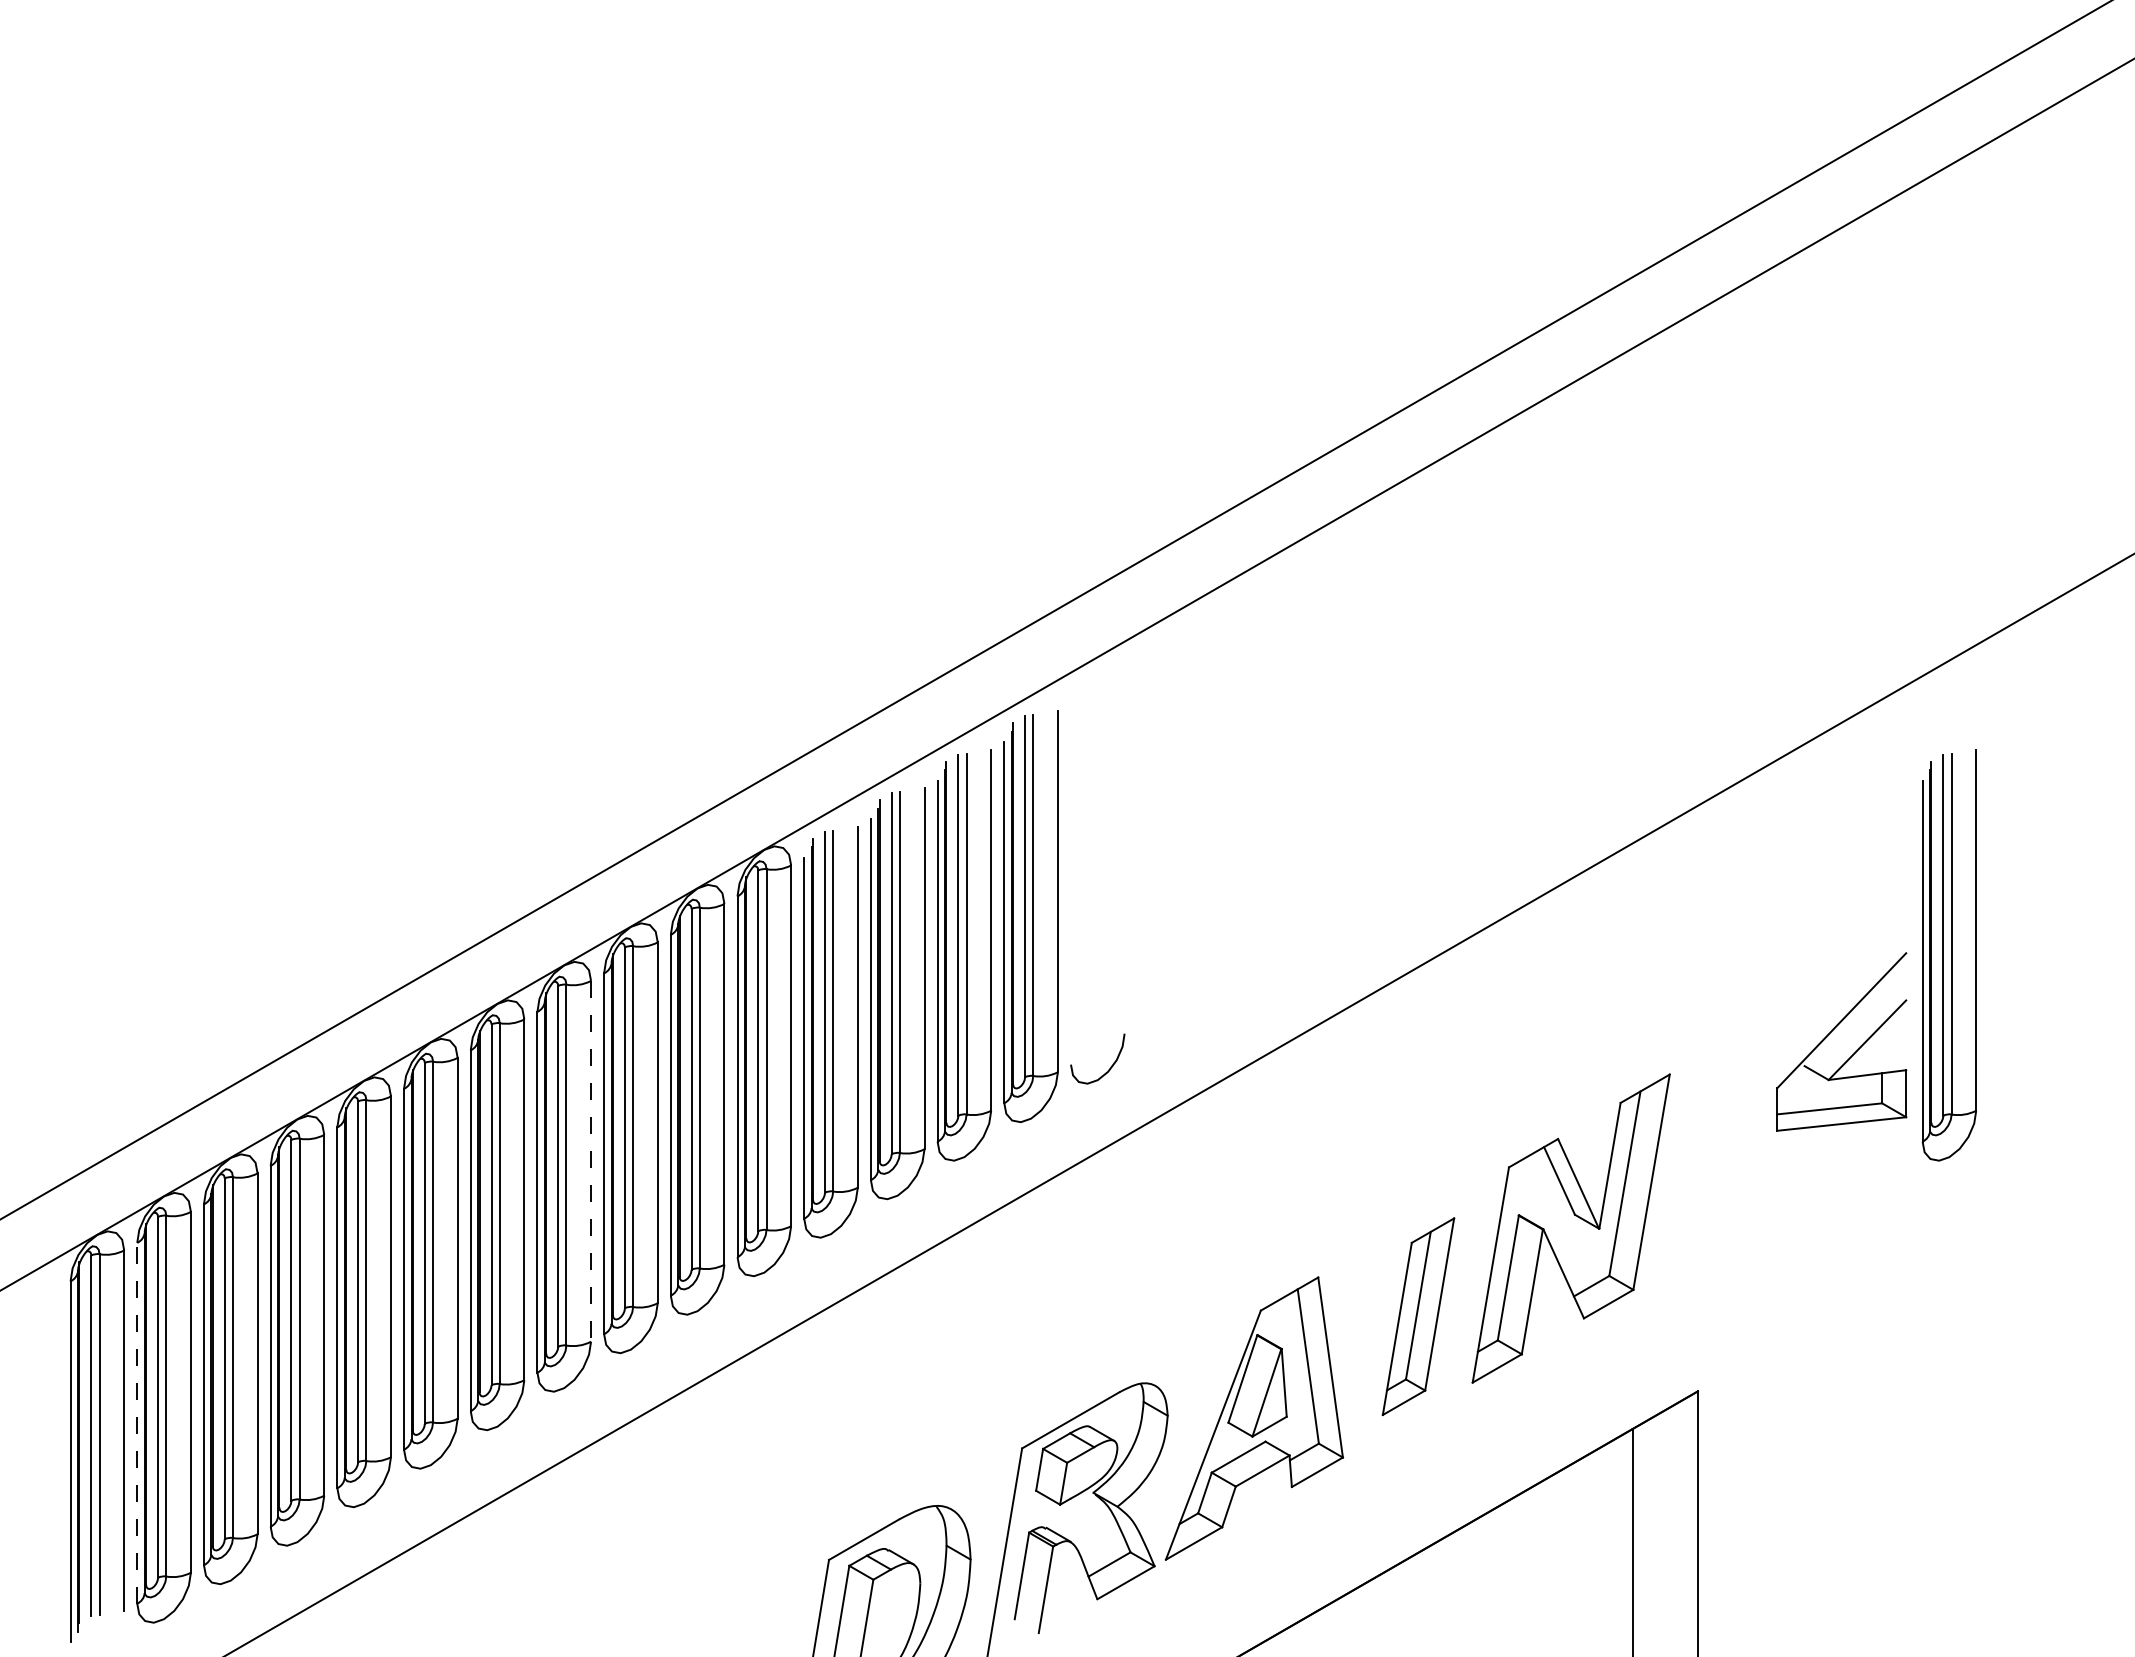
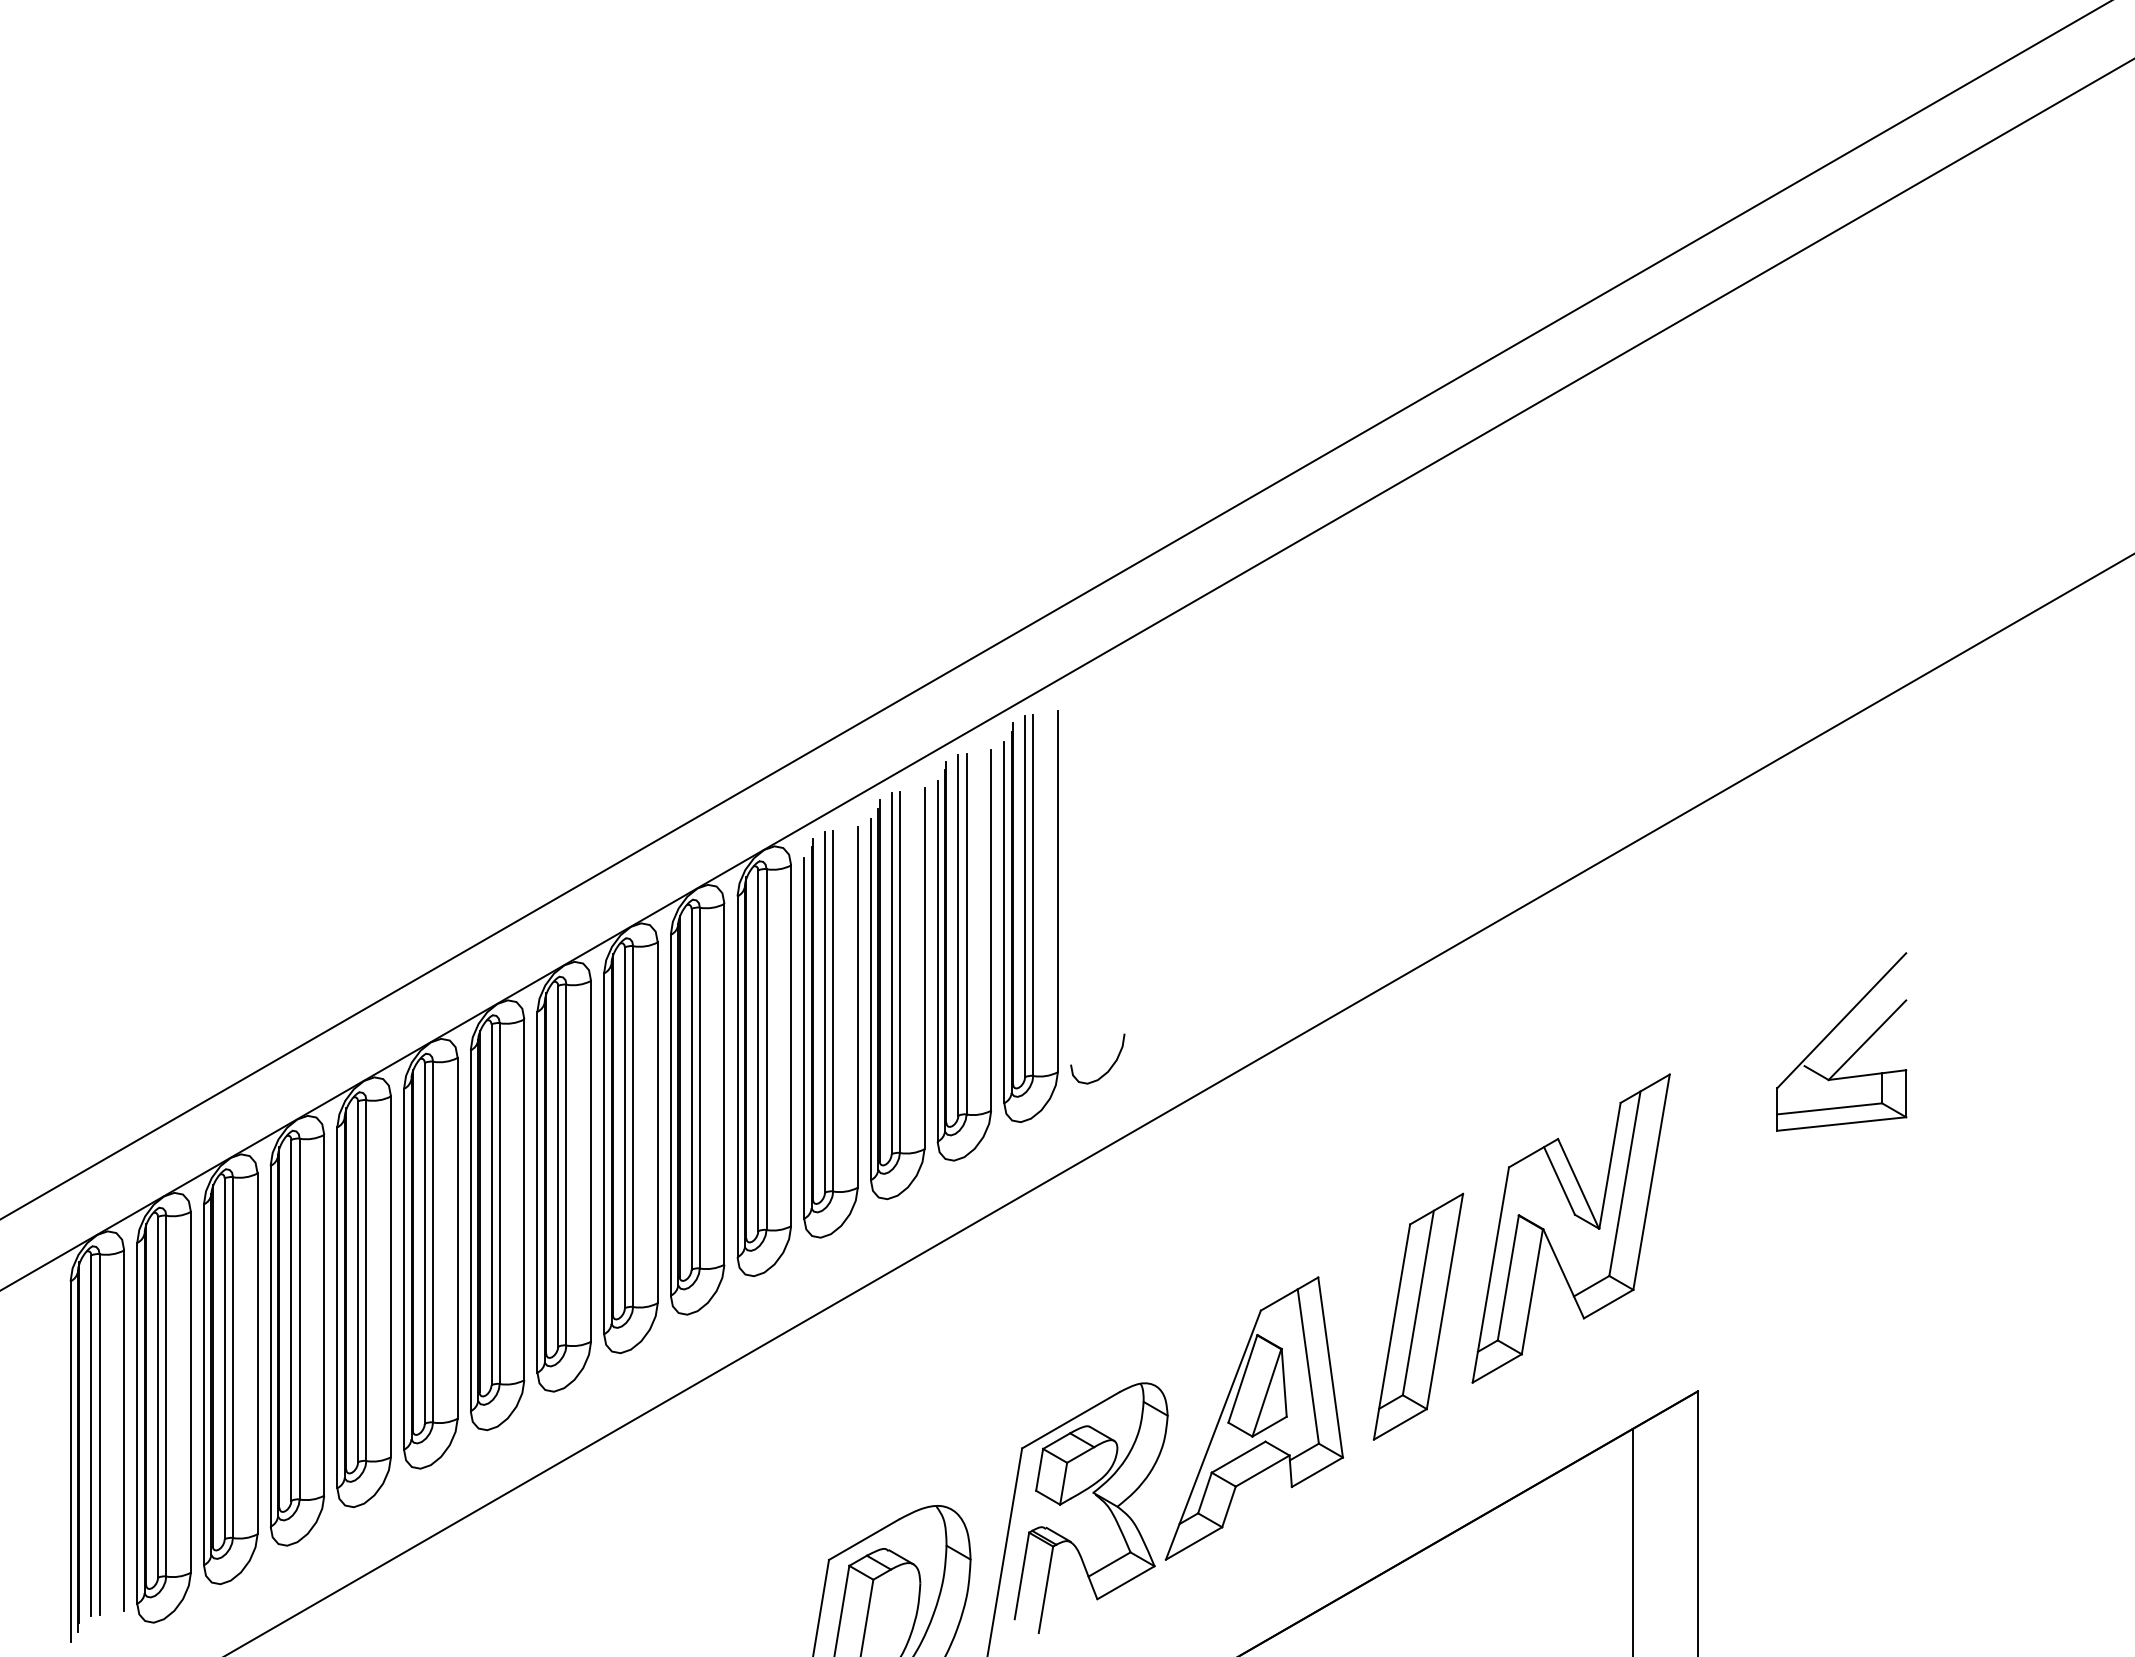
part: present -> none (1948, 955)
line: dashed -> solid (591, 1161)
part size: 75x199 px -> 93x249 px (1418, 1316)
line: dashed -> solid (137, 1422)
